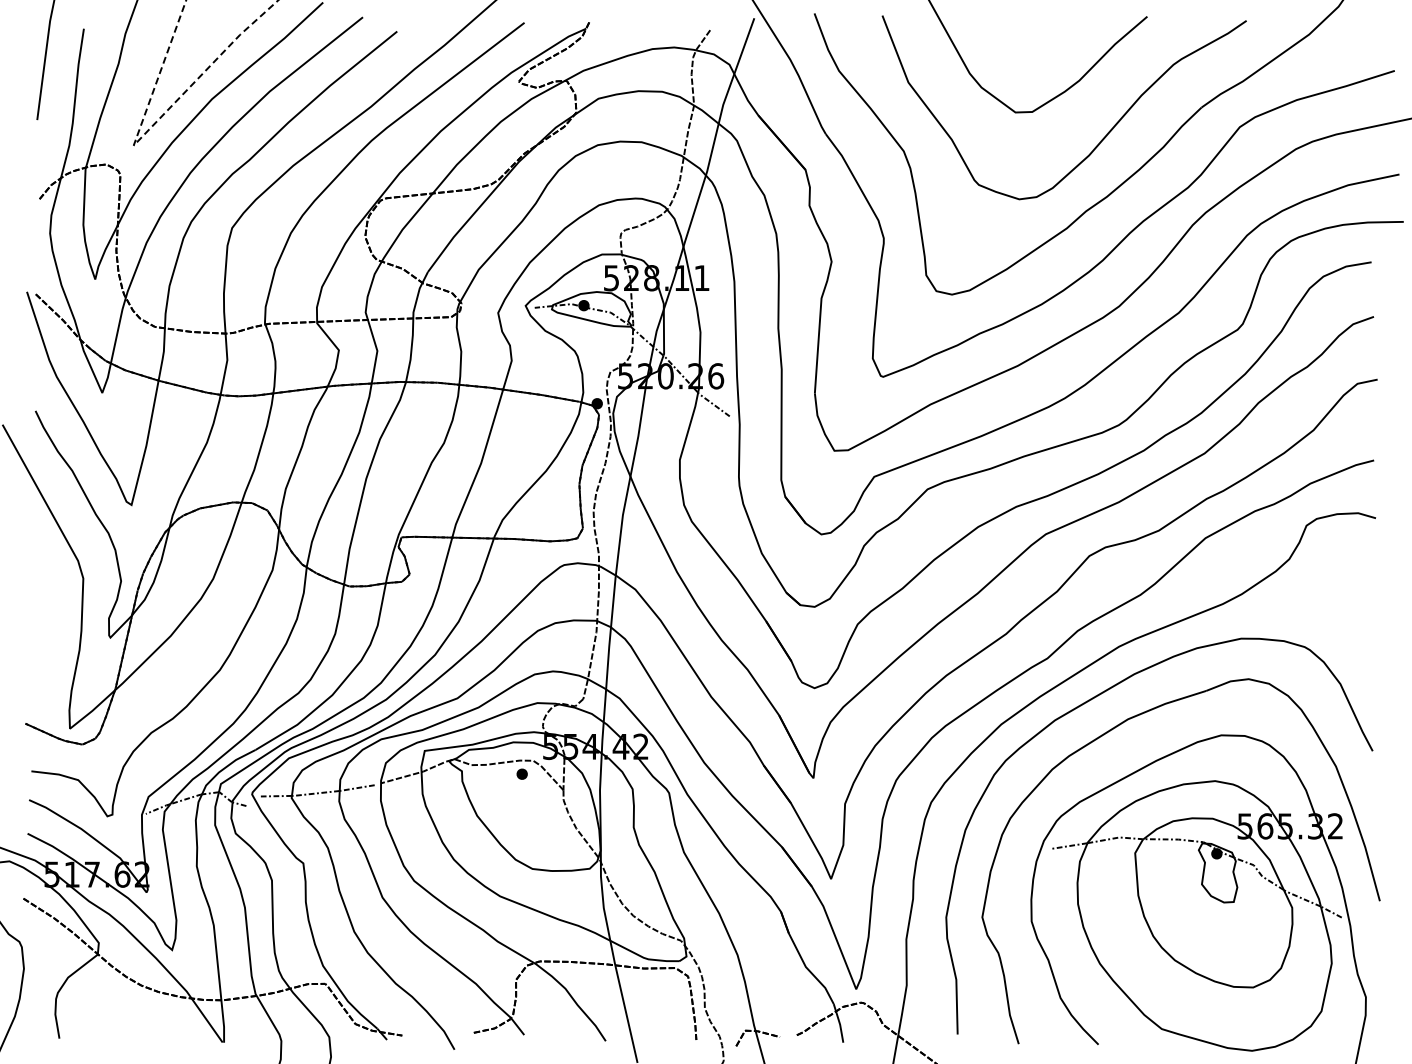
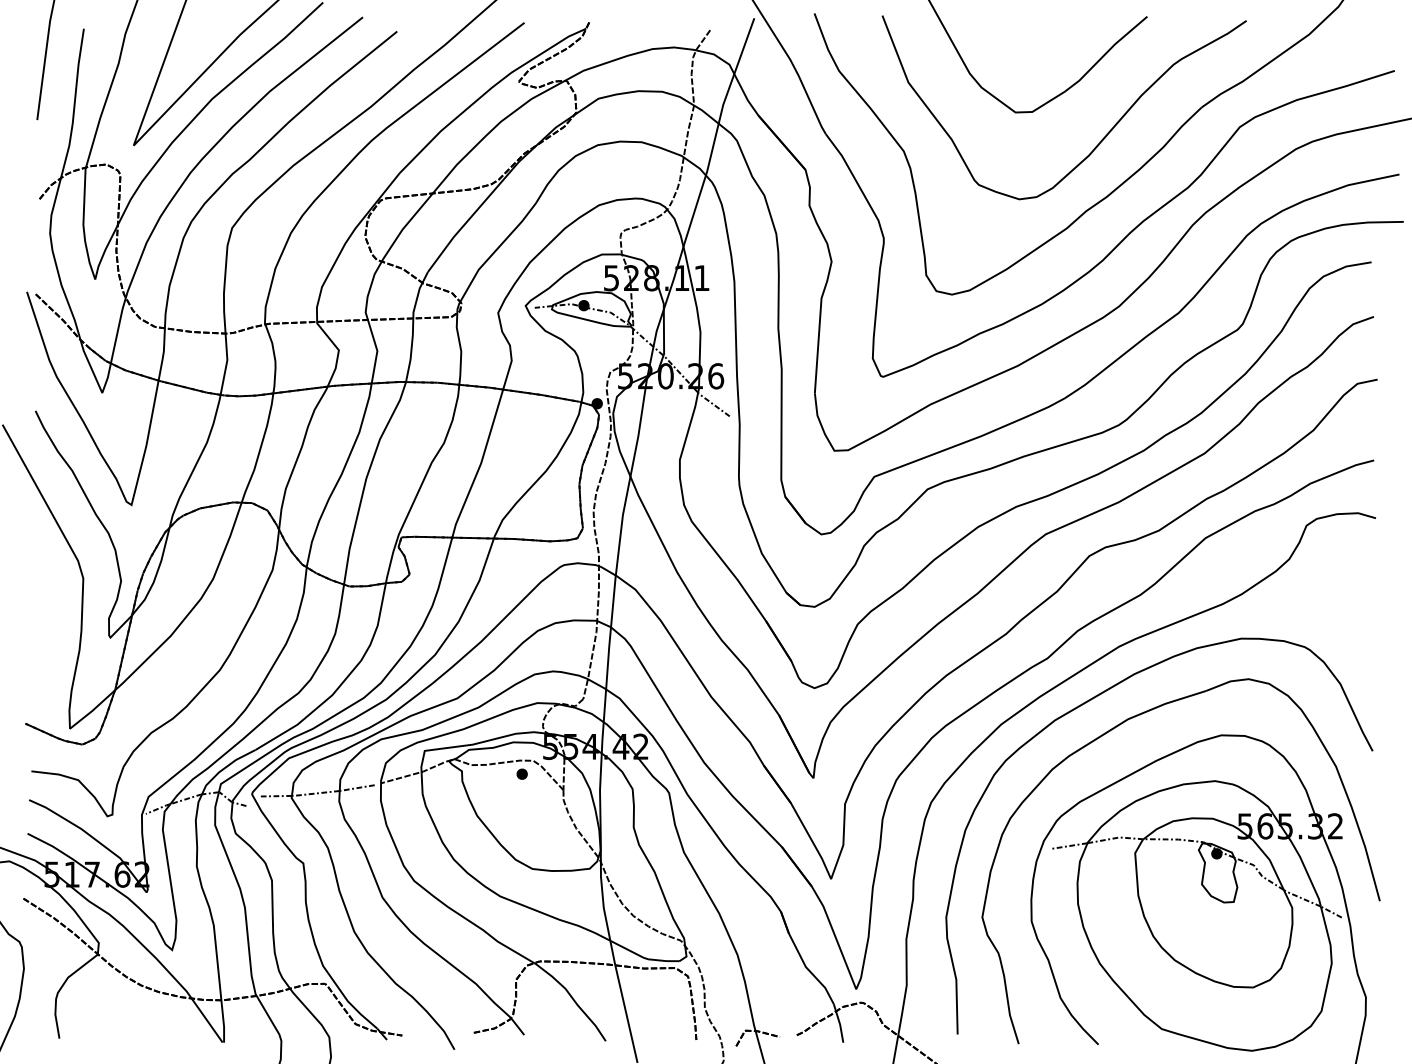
line: dashed -> solid (151, 126)
